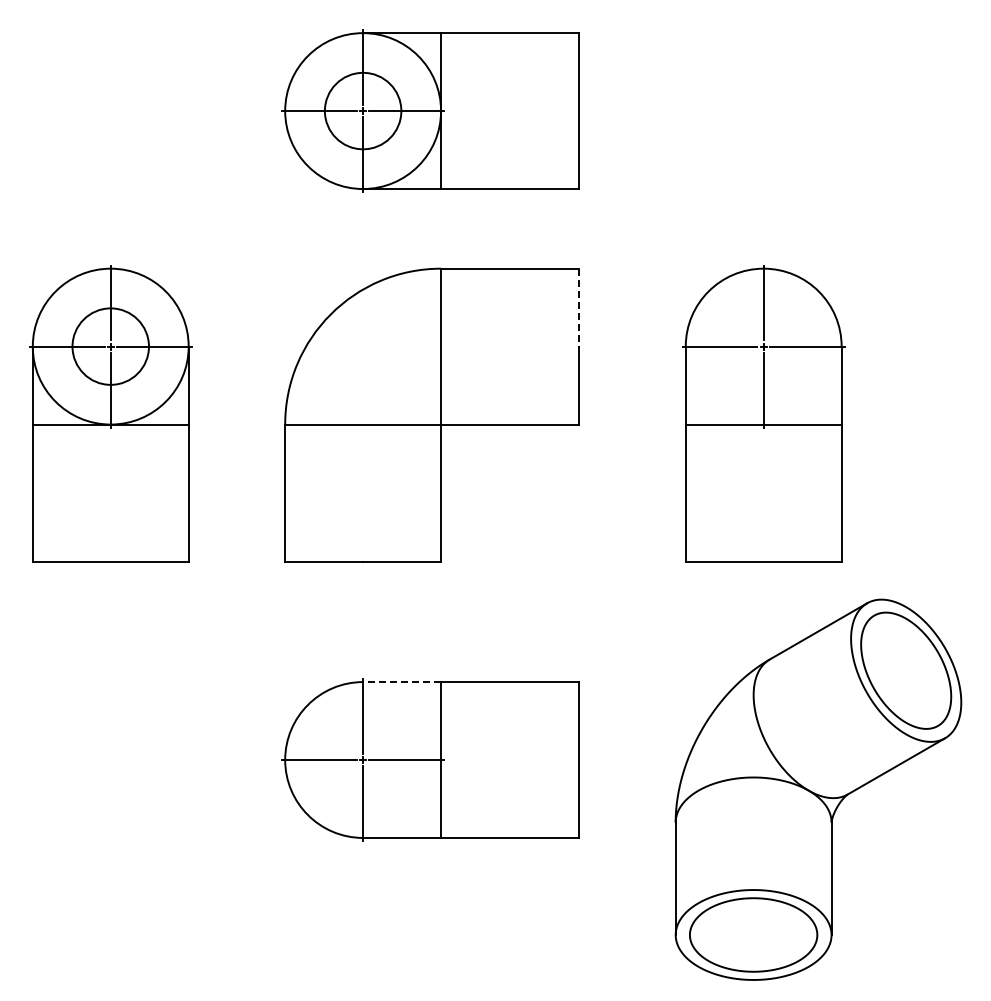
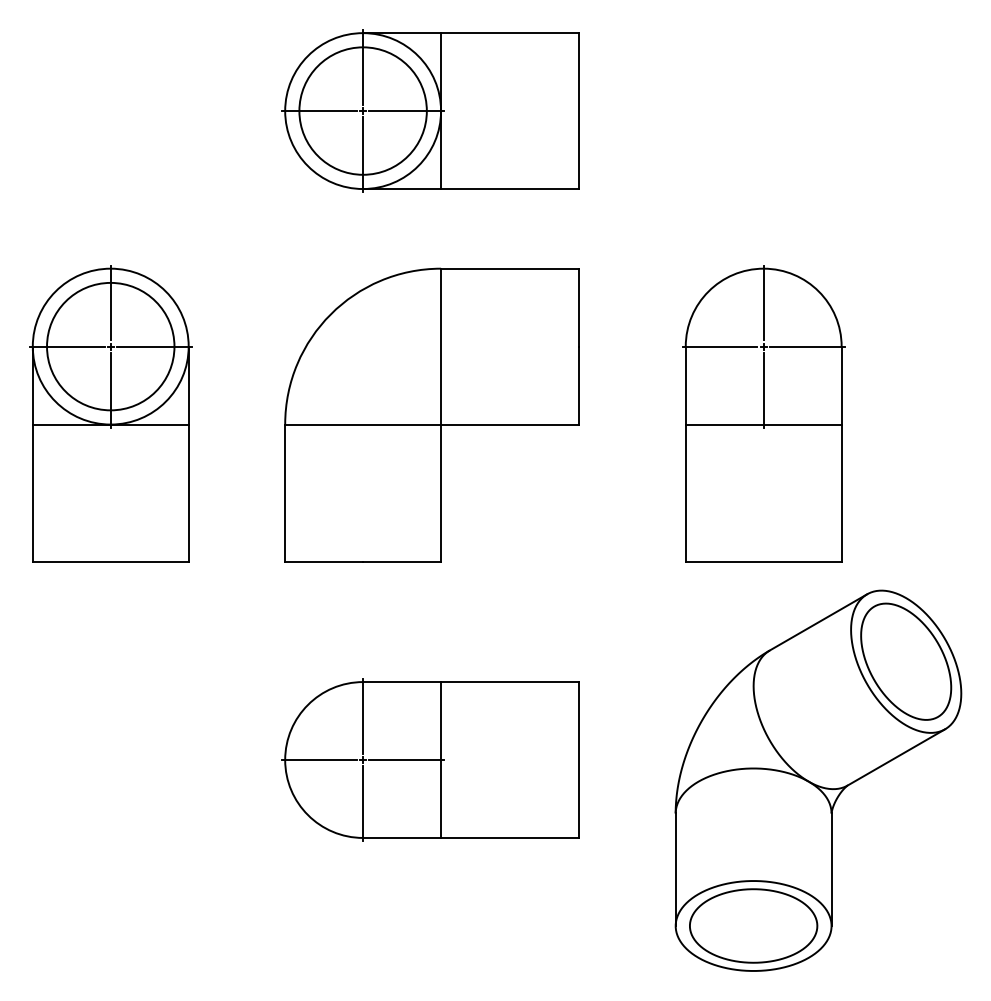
circle diameter: 76 px -> 127 px (362, 110)
line: dashed -> solid (578, 307)
circle diameter: 76 px -> 127 px (110, 346)
line: dashed -> solid (402, 682)
part position: (818, 789) -> (818, 780) (818, 780)
